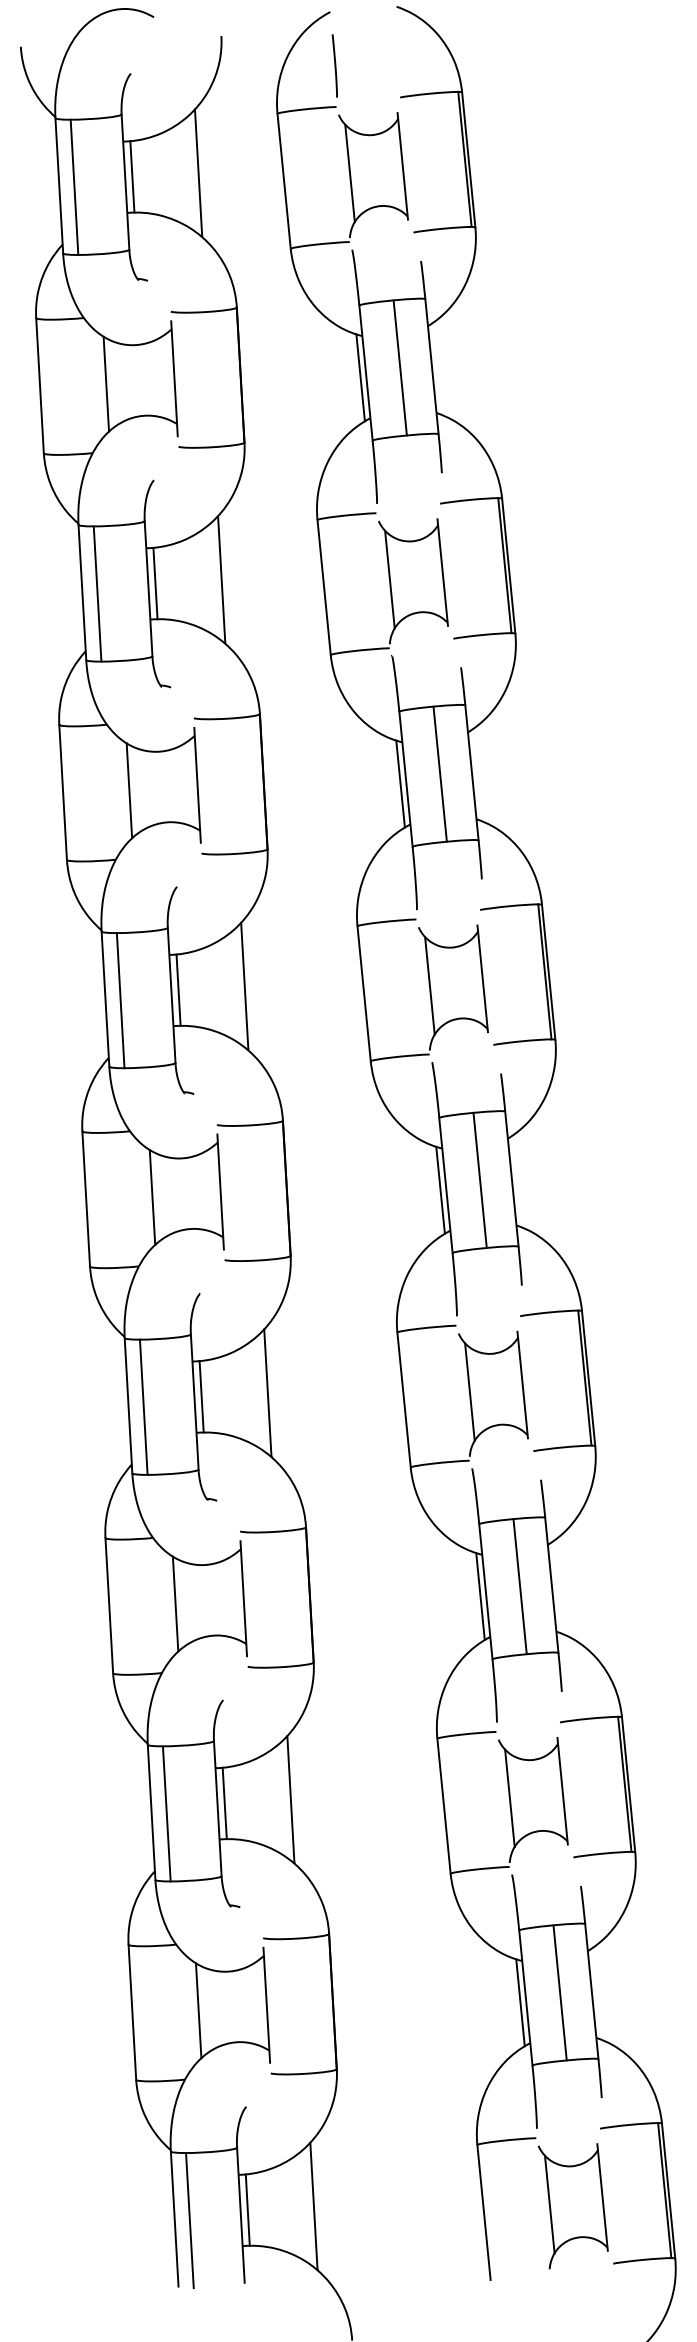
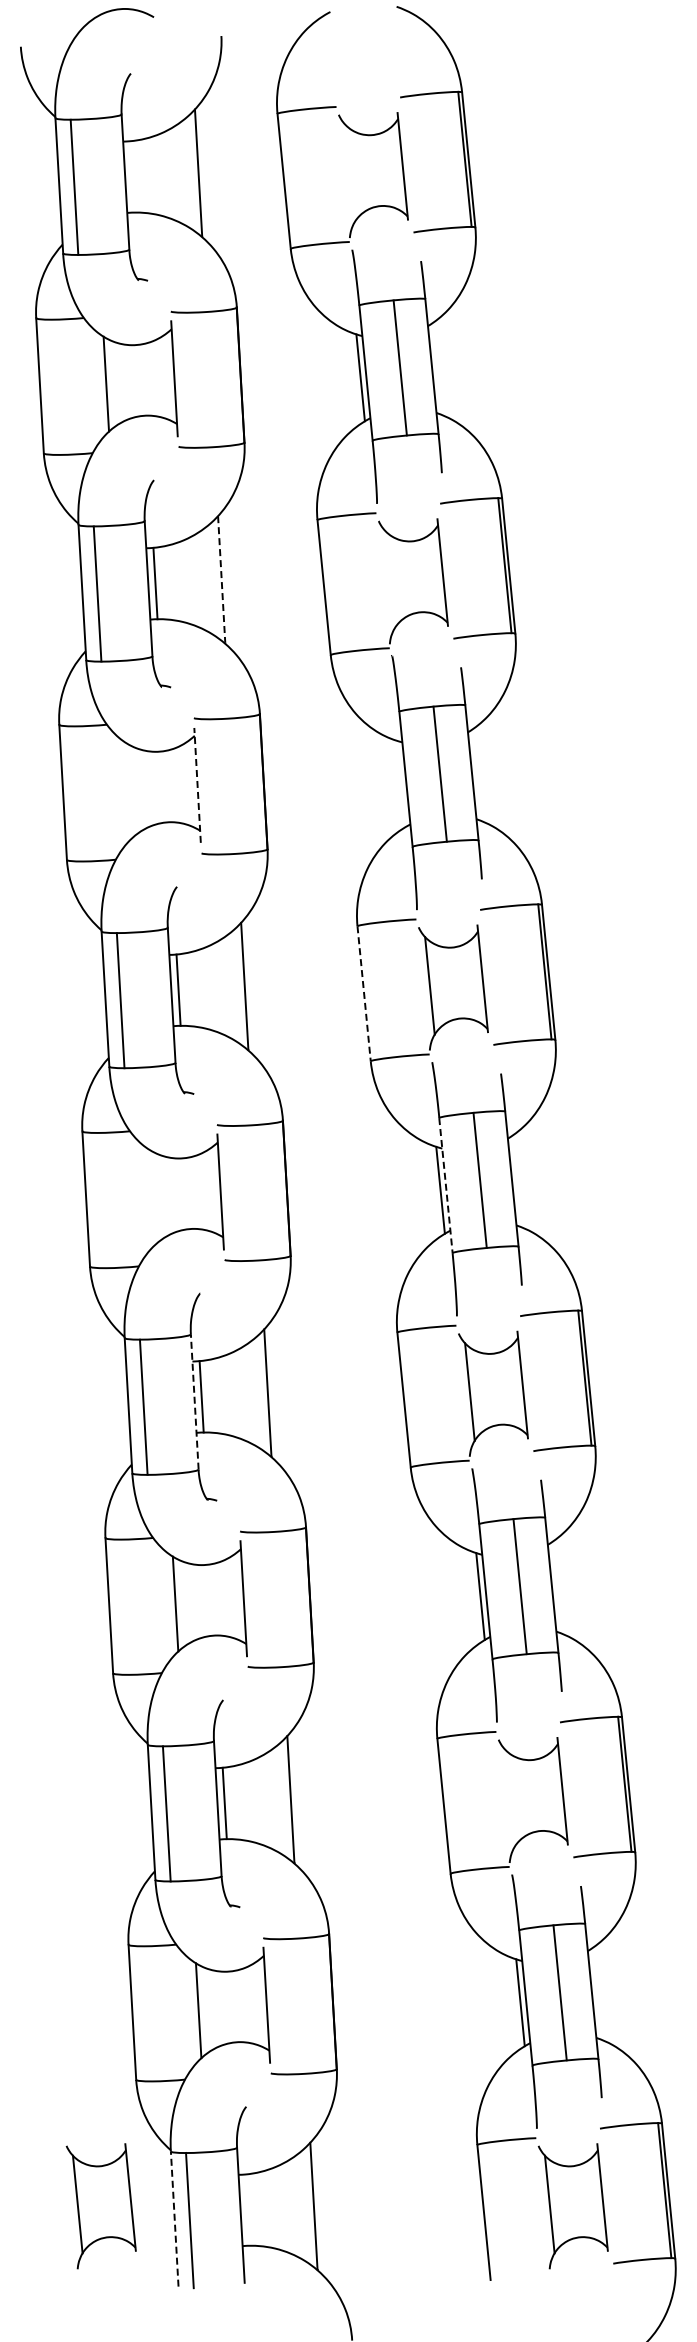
line: present -> none (334, 65)
line: present -> none (349, 173)
line: present -> none (132, 176)
line: solid -> dashed (221, 579)
line: present -> none (389, 579)
line: present -> none (400, 783)
line: solid -> dashed (197, 785)
line: present -> none (129, 790)
line: solid -> dashed (364, 993)
line: solid -> dashed (445, 1185)
line: present -> none (152, 1197)
line: solid -> dashed (194, 1402)
line: present -> none (509, 1798)
part: none -> present (100, 2206)
line: present -> none (247, 2209)
line: solid -> dashed (174, 2219)
